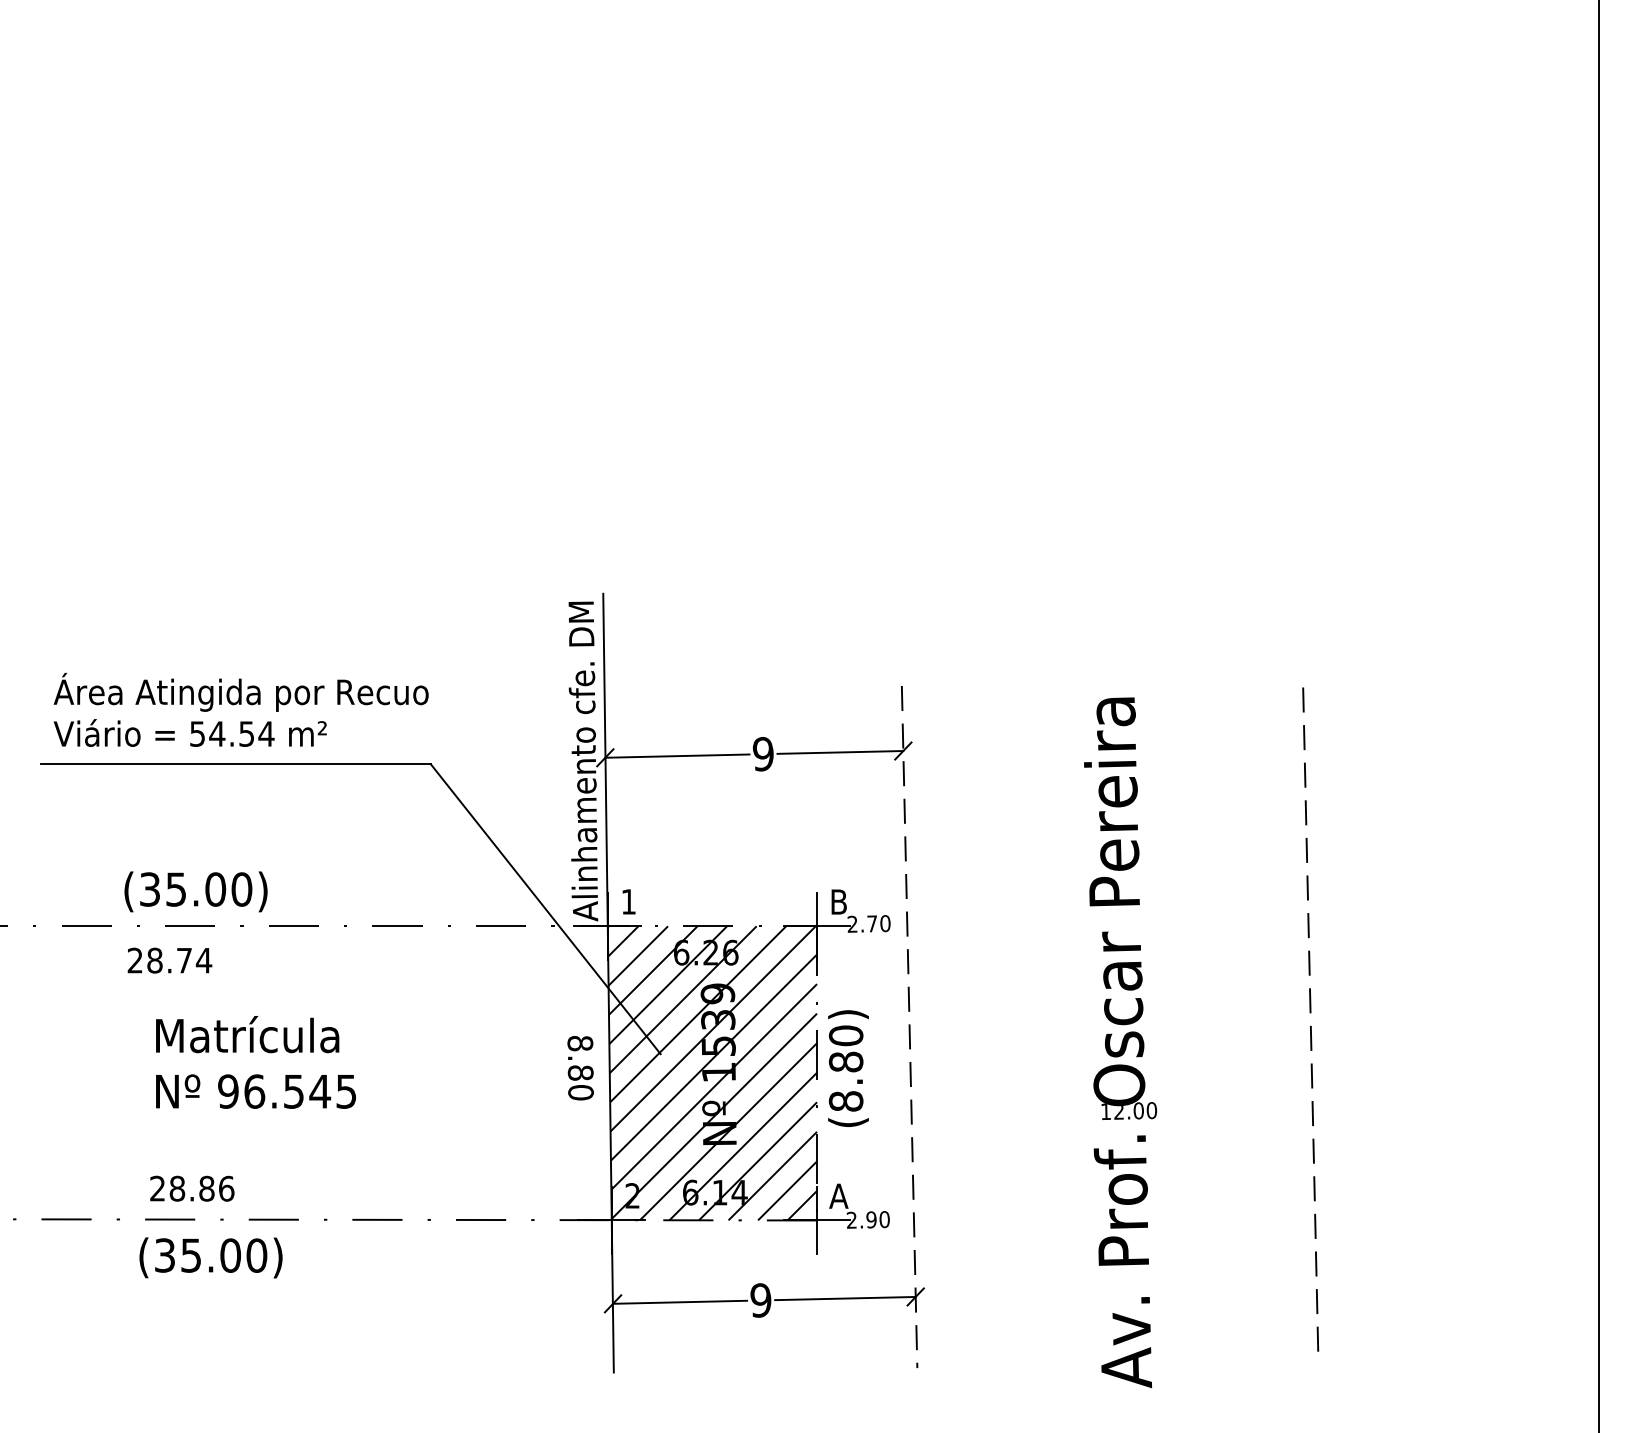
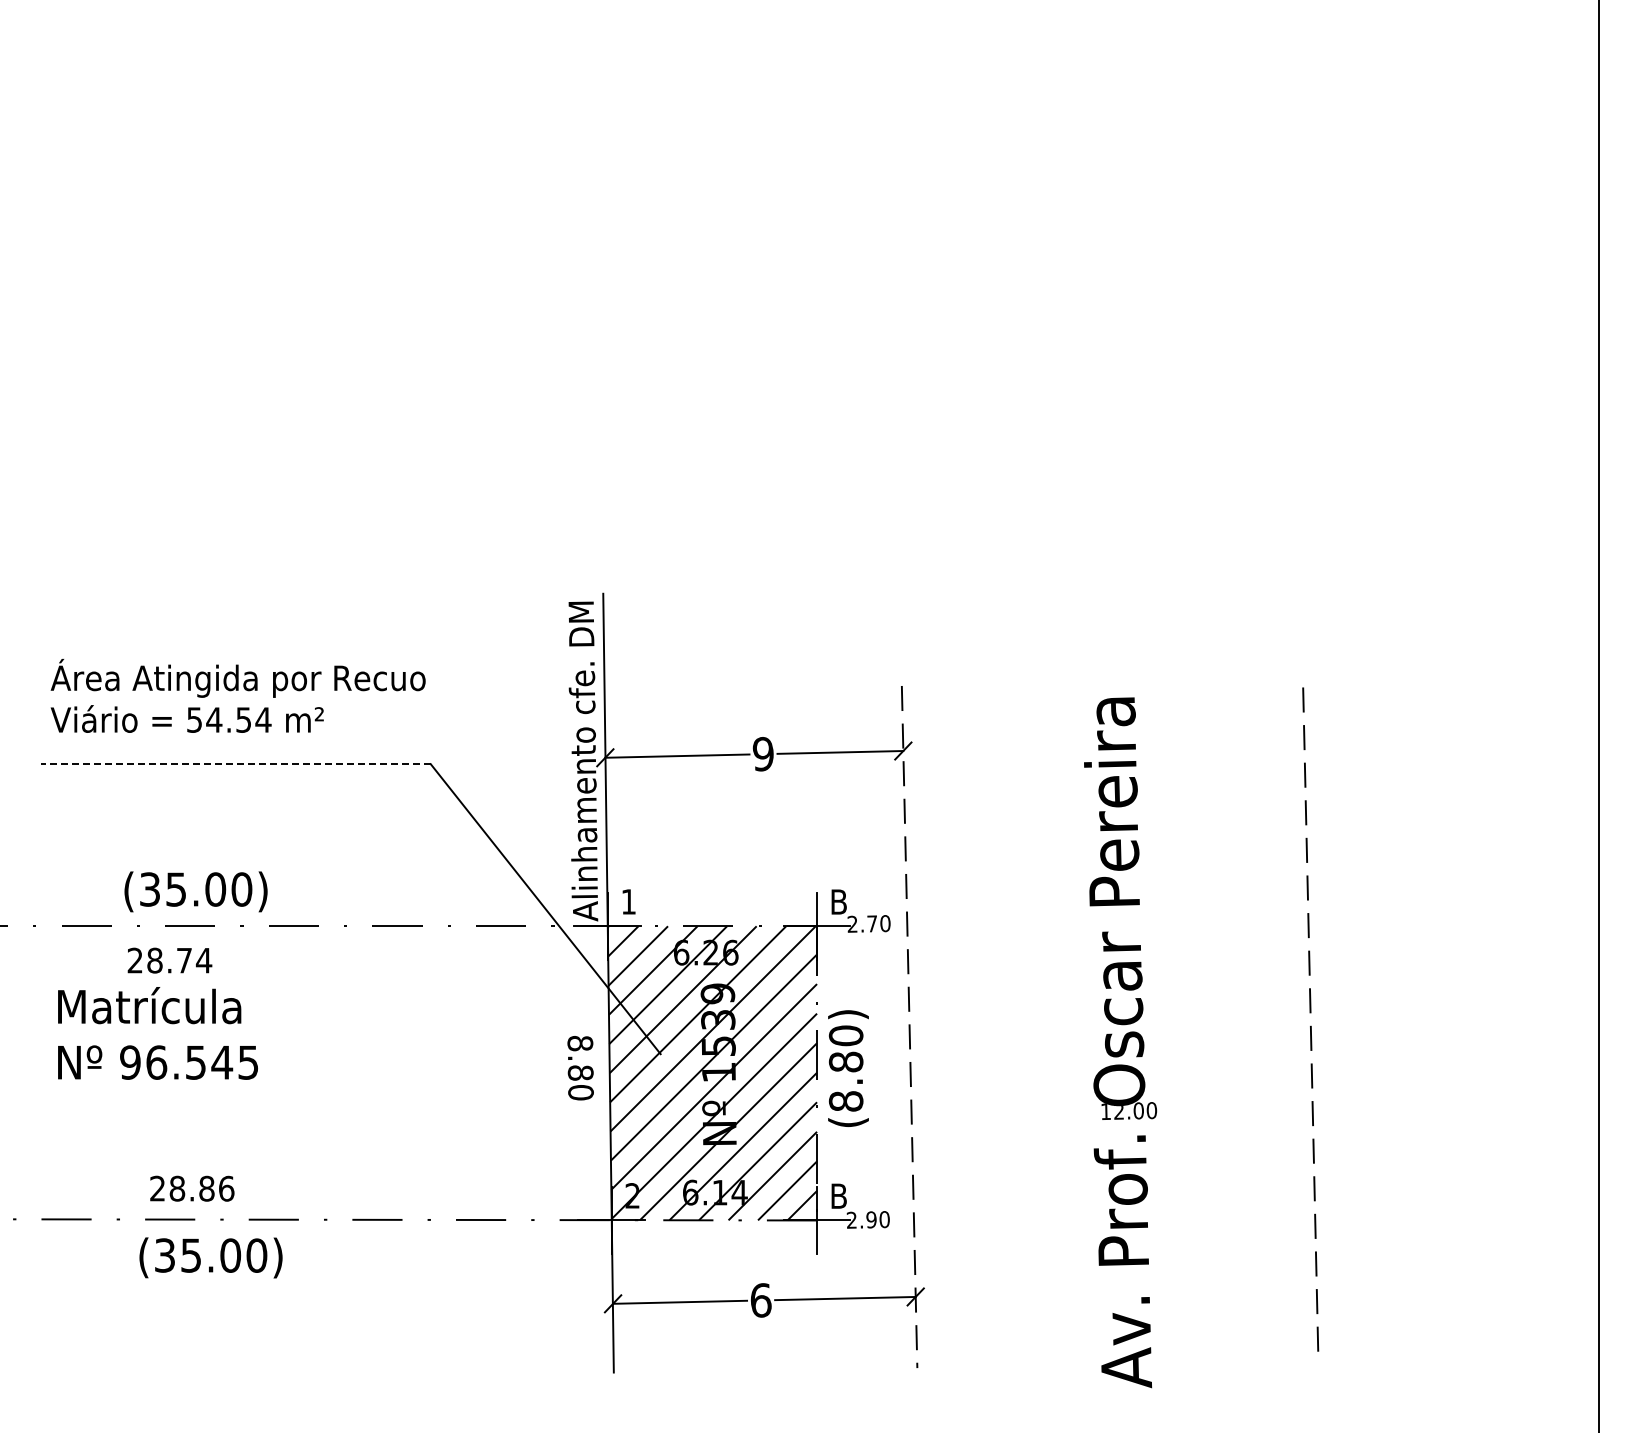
text position: (240, 709) -> (237, 695) (237, 695)
line: solid -> dashed (235, 764)
text position: (255, 1062) -> (157, 1033) (157, 1033)
text: A -> B (838, 1195)
text: 9 -> 6 (760, 1300)
